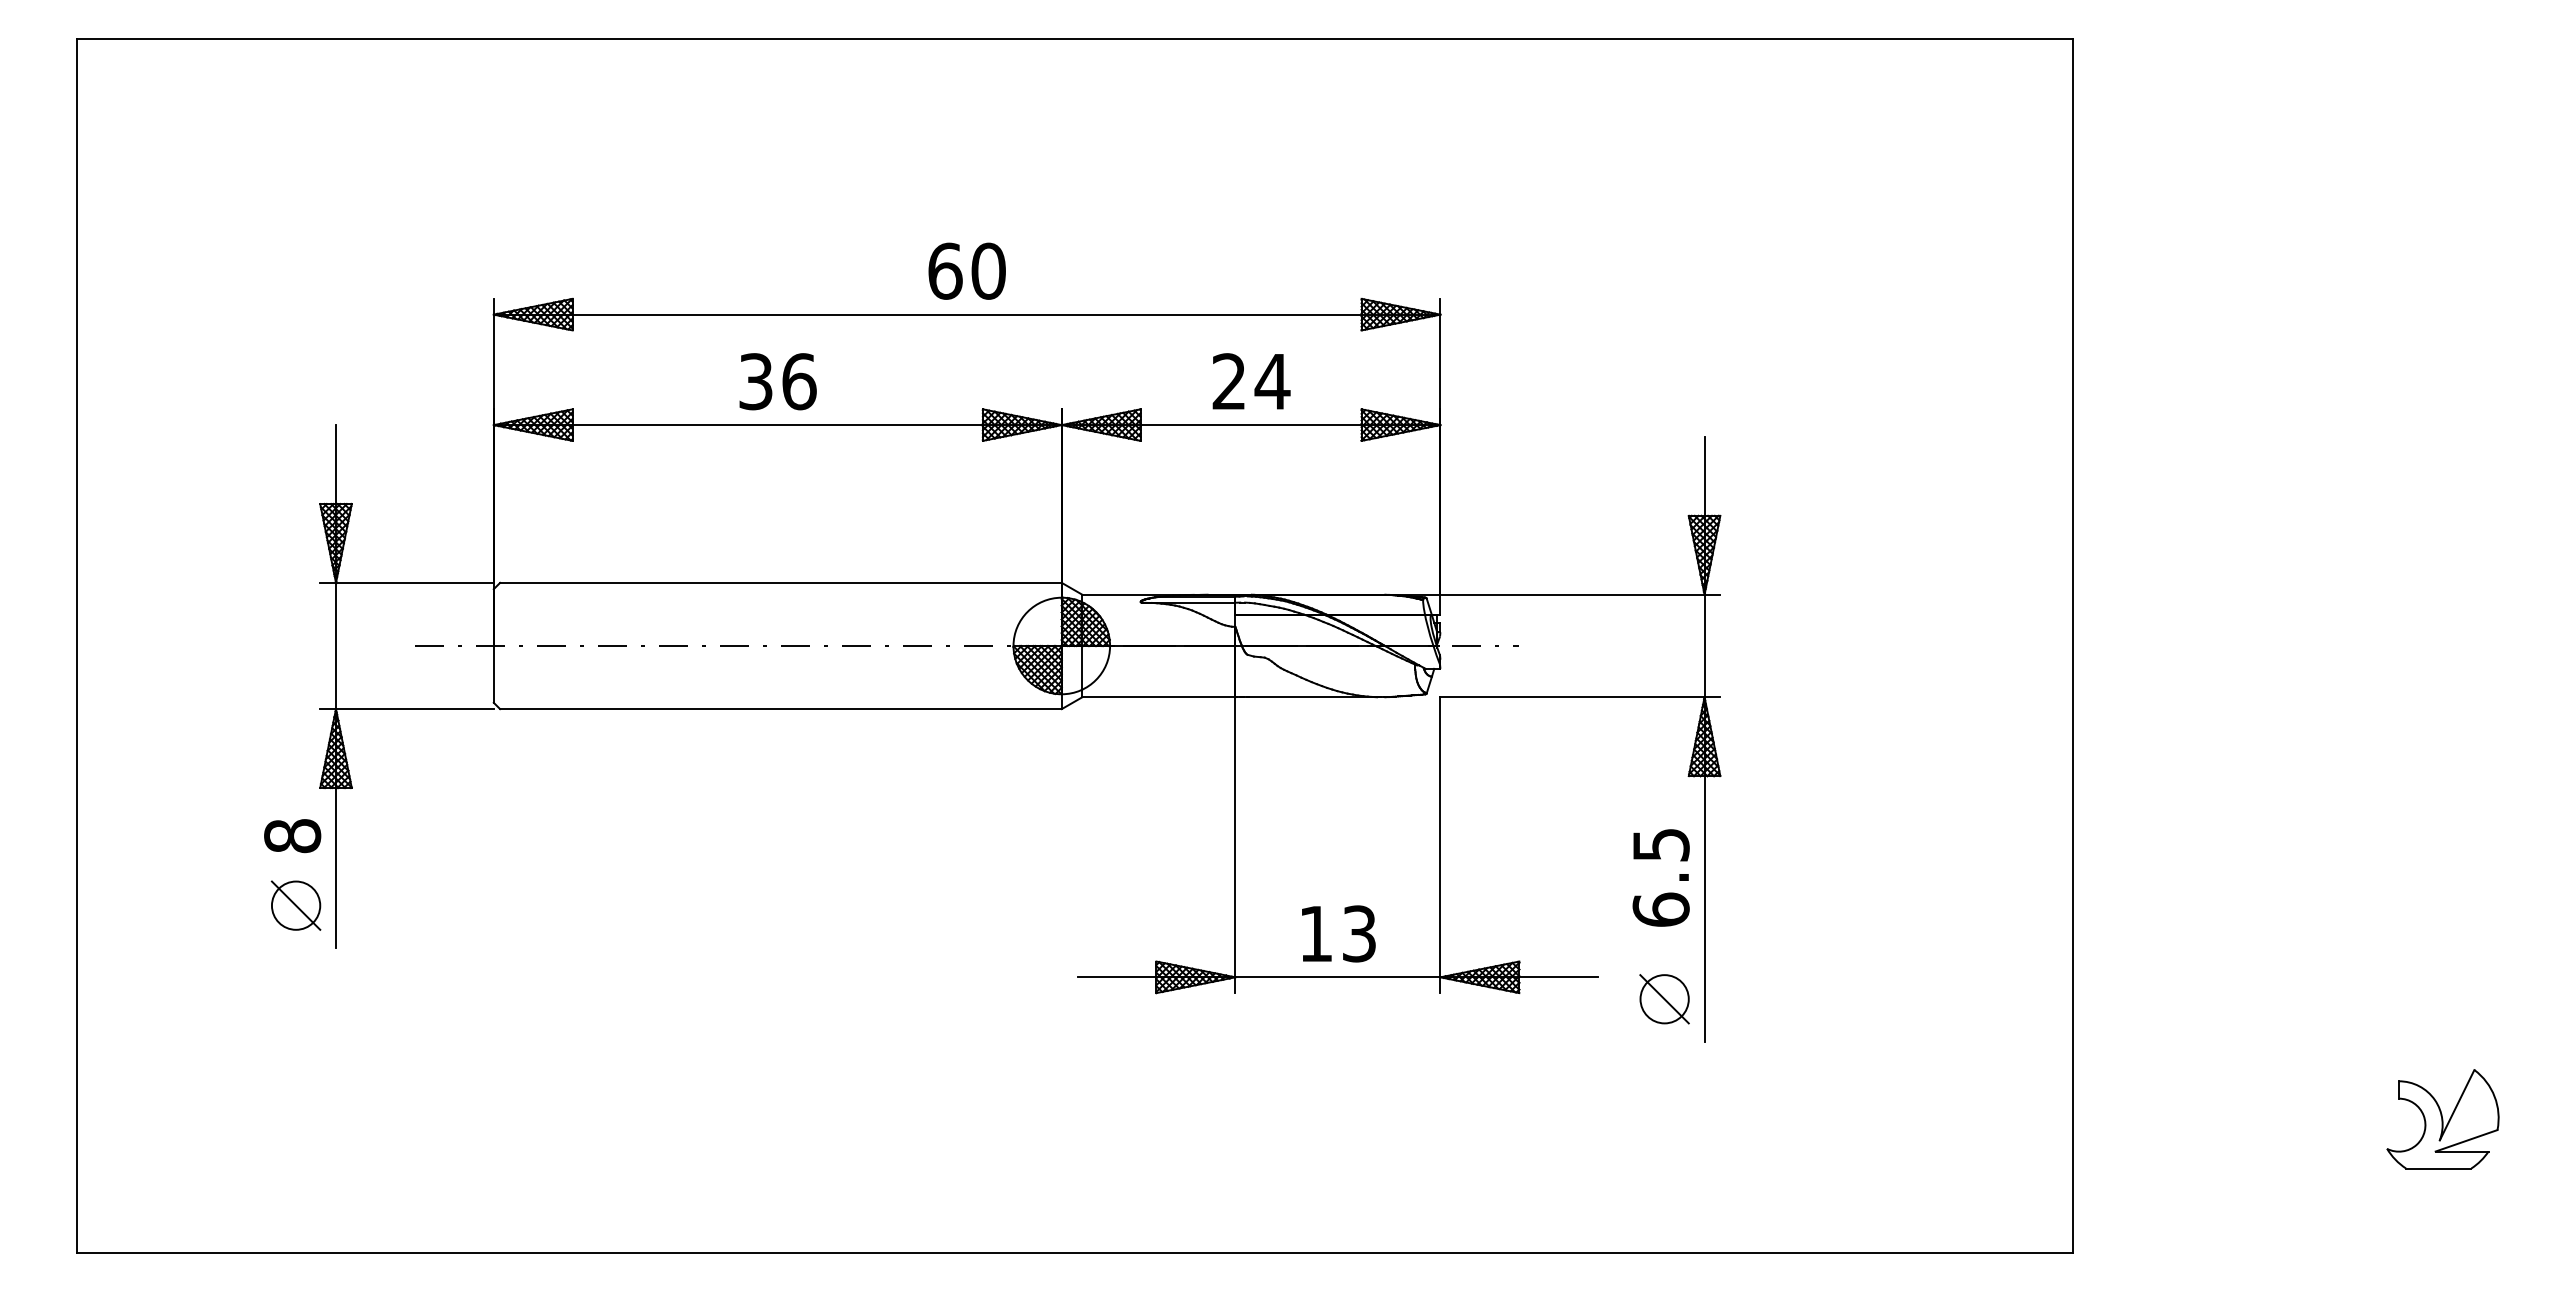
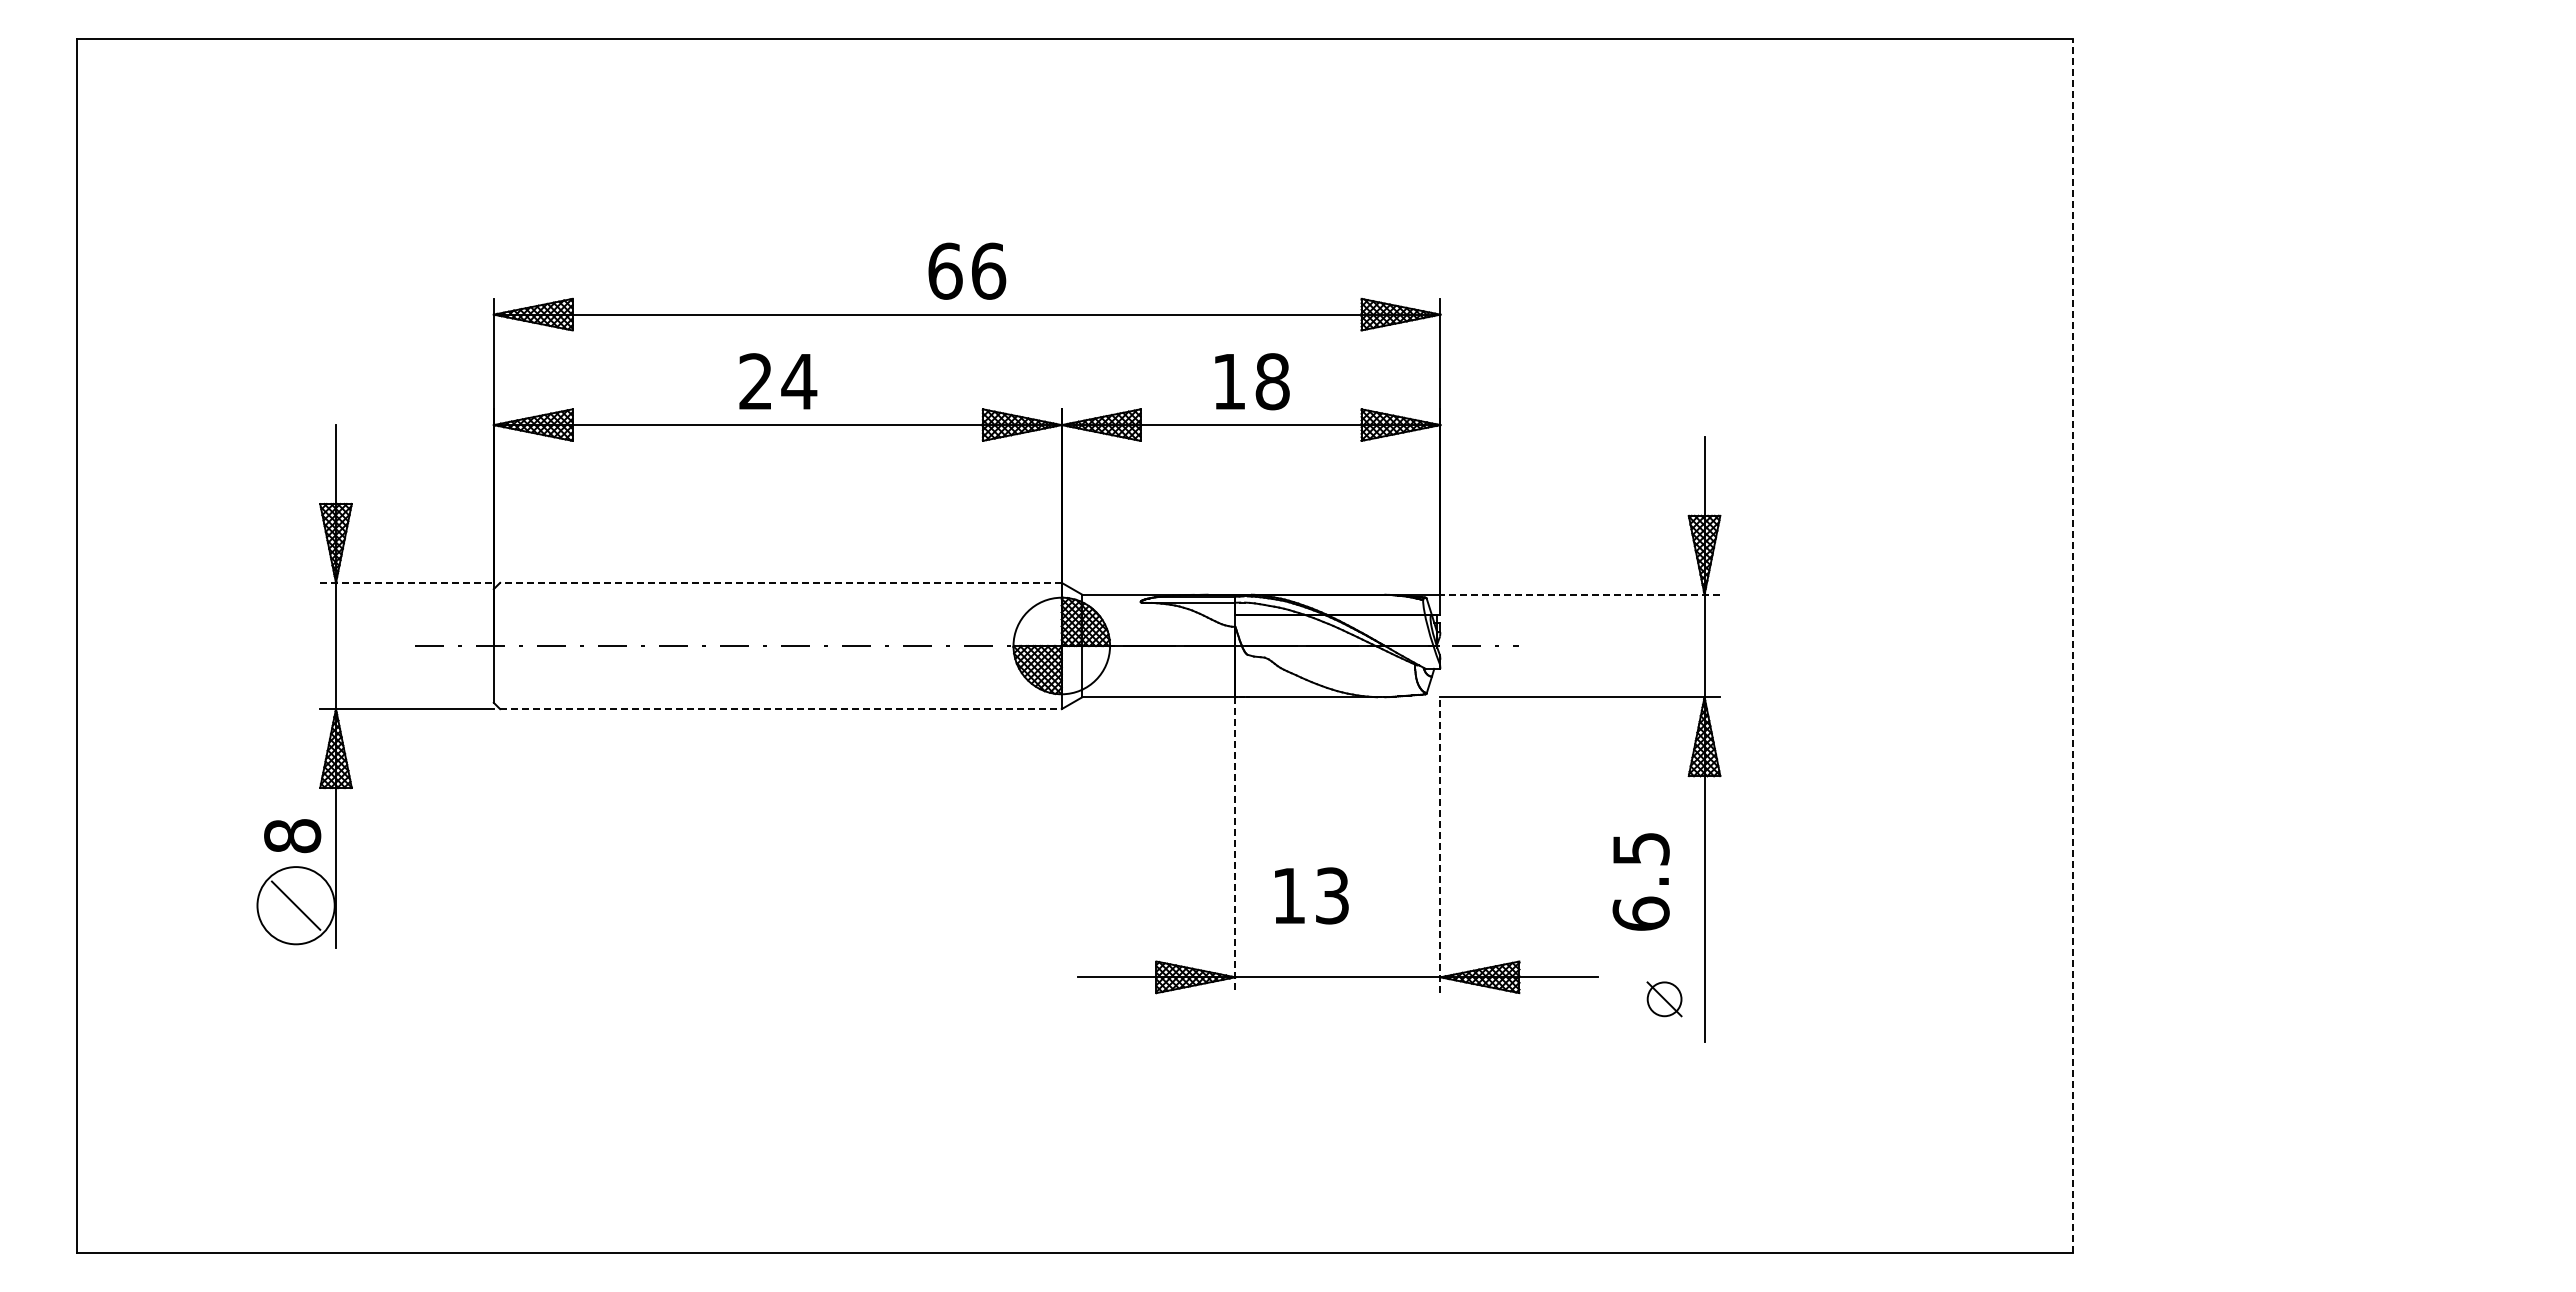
text: 60 -> 66 (988, 270)
text: 36 -> 24 (778, 381)
text: 24 -> 18 (1251, 381)
line: solid -> dashed (407, 582)
line: solid -> dashed (780, 582)
line: solid -> dashed (1580, 594)
line: solid -> dashed (2073, 645)
line: solid -> dashed (780, 709)
line: solid -> dashed (1235, 845)
line: solid -> dashed (1440, 845)
text position: (1660, 877) -> (1640, 881) (1640, 881)
circle diameter: 48 px -> 77 px (295, 905)
text position: (1338, 933) -> (1311, 895) (1311, 895)
part size: 51x51 px -> 37x37 px (1664, 999)
part: present -> none (2442, 1119)
